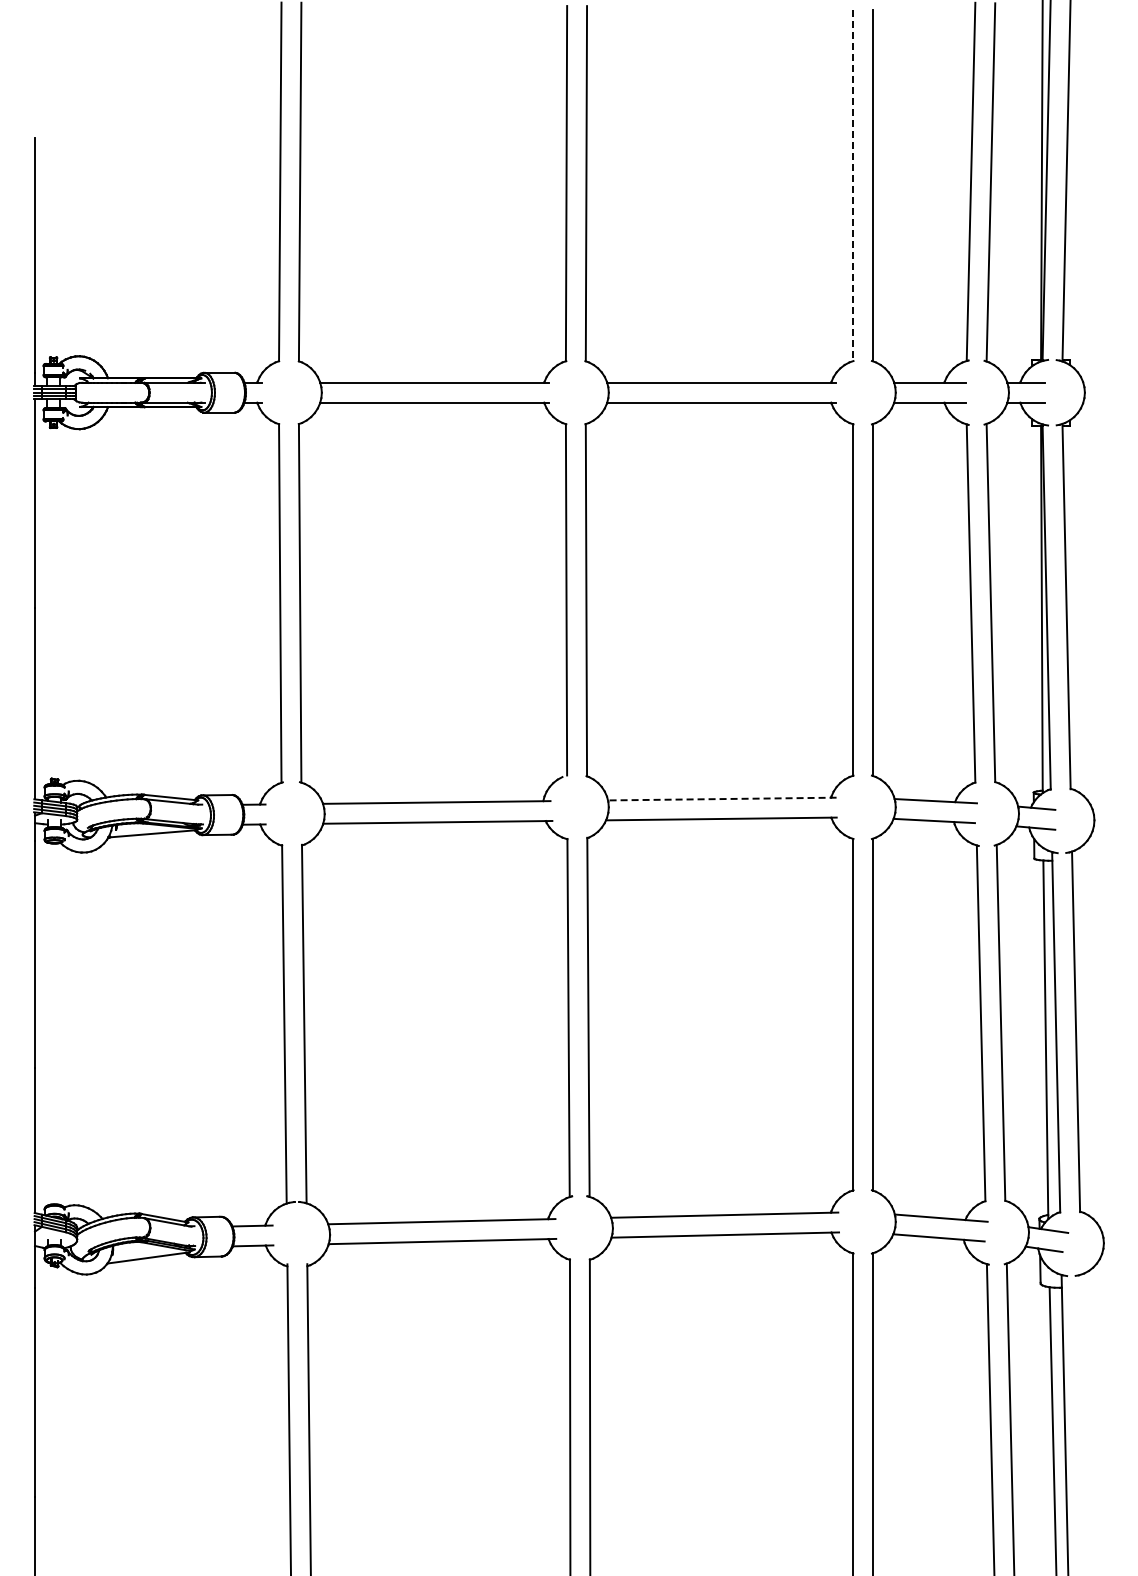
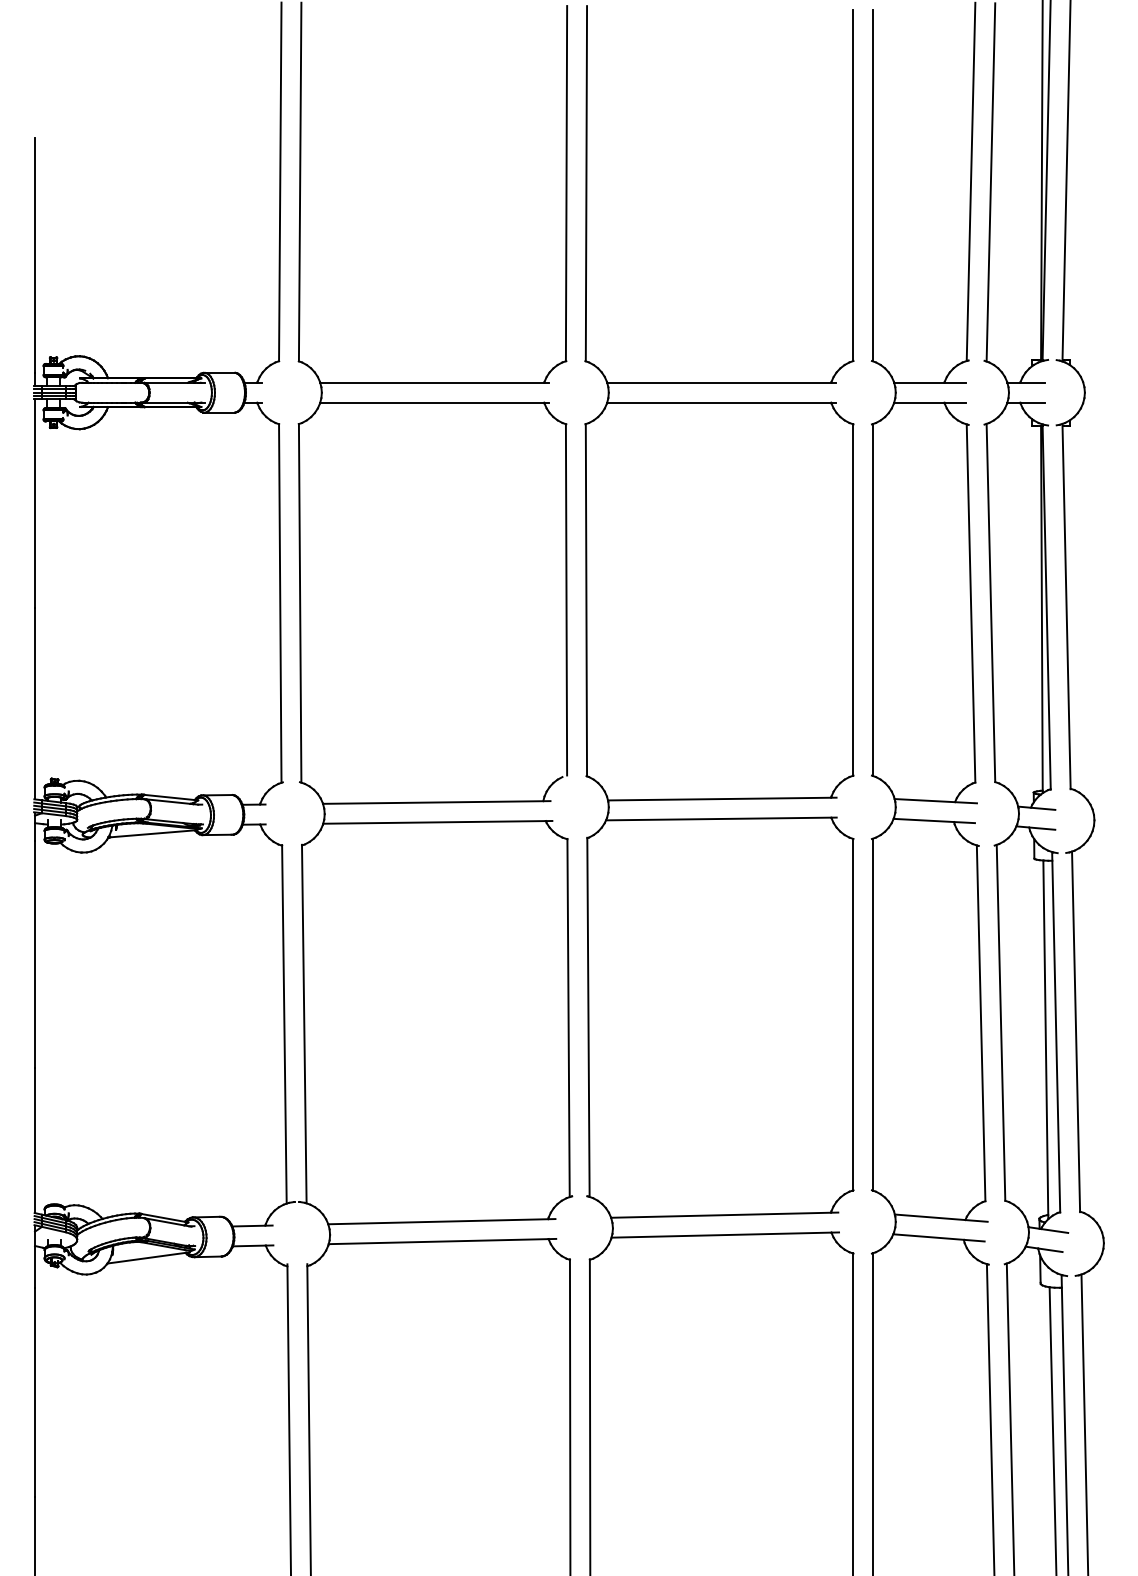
line: dashed -> solid (852, 185)
line: dashed -> solid (721, 799)
line: none -> present (1084, 1423)
